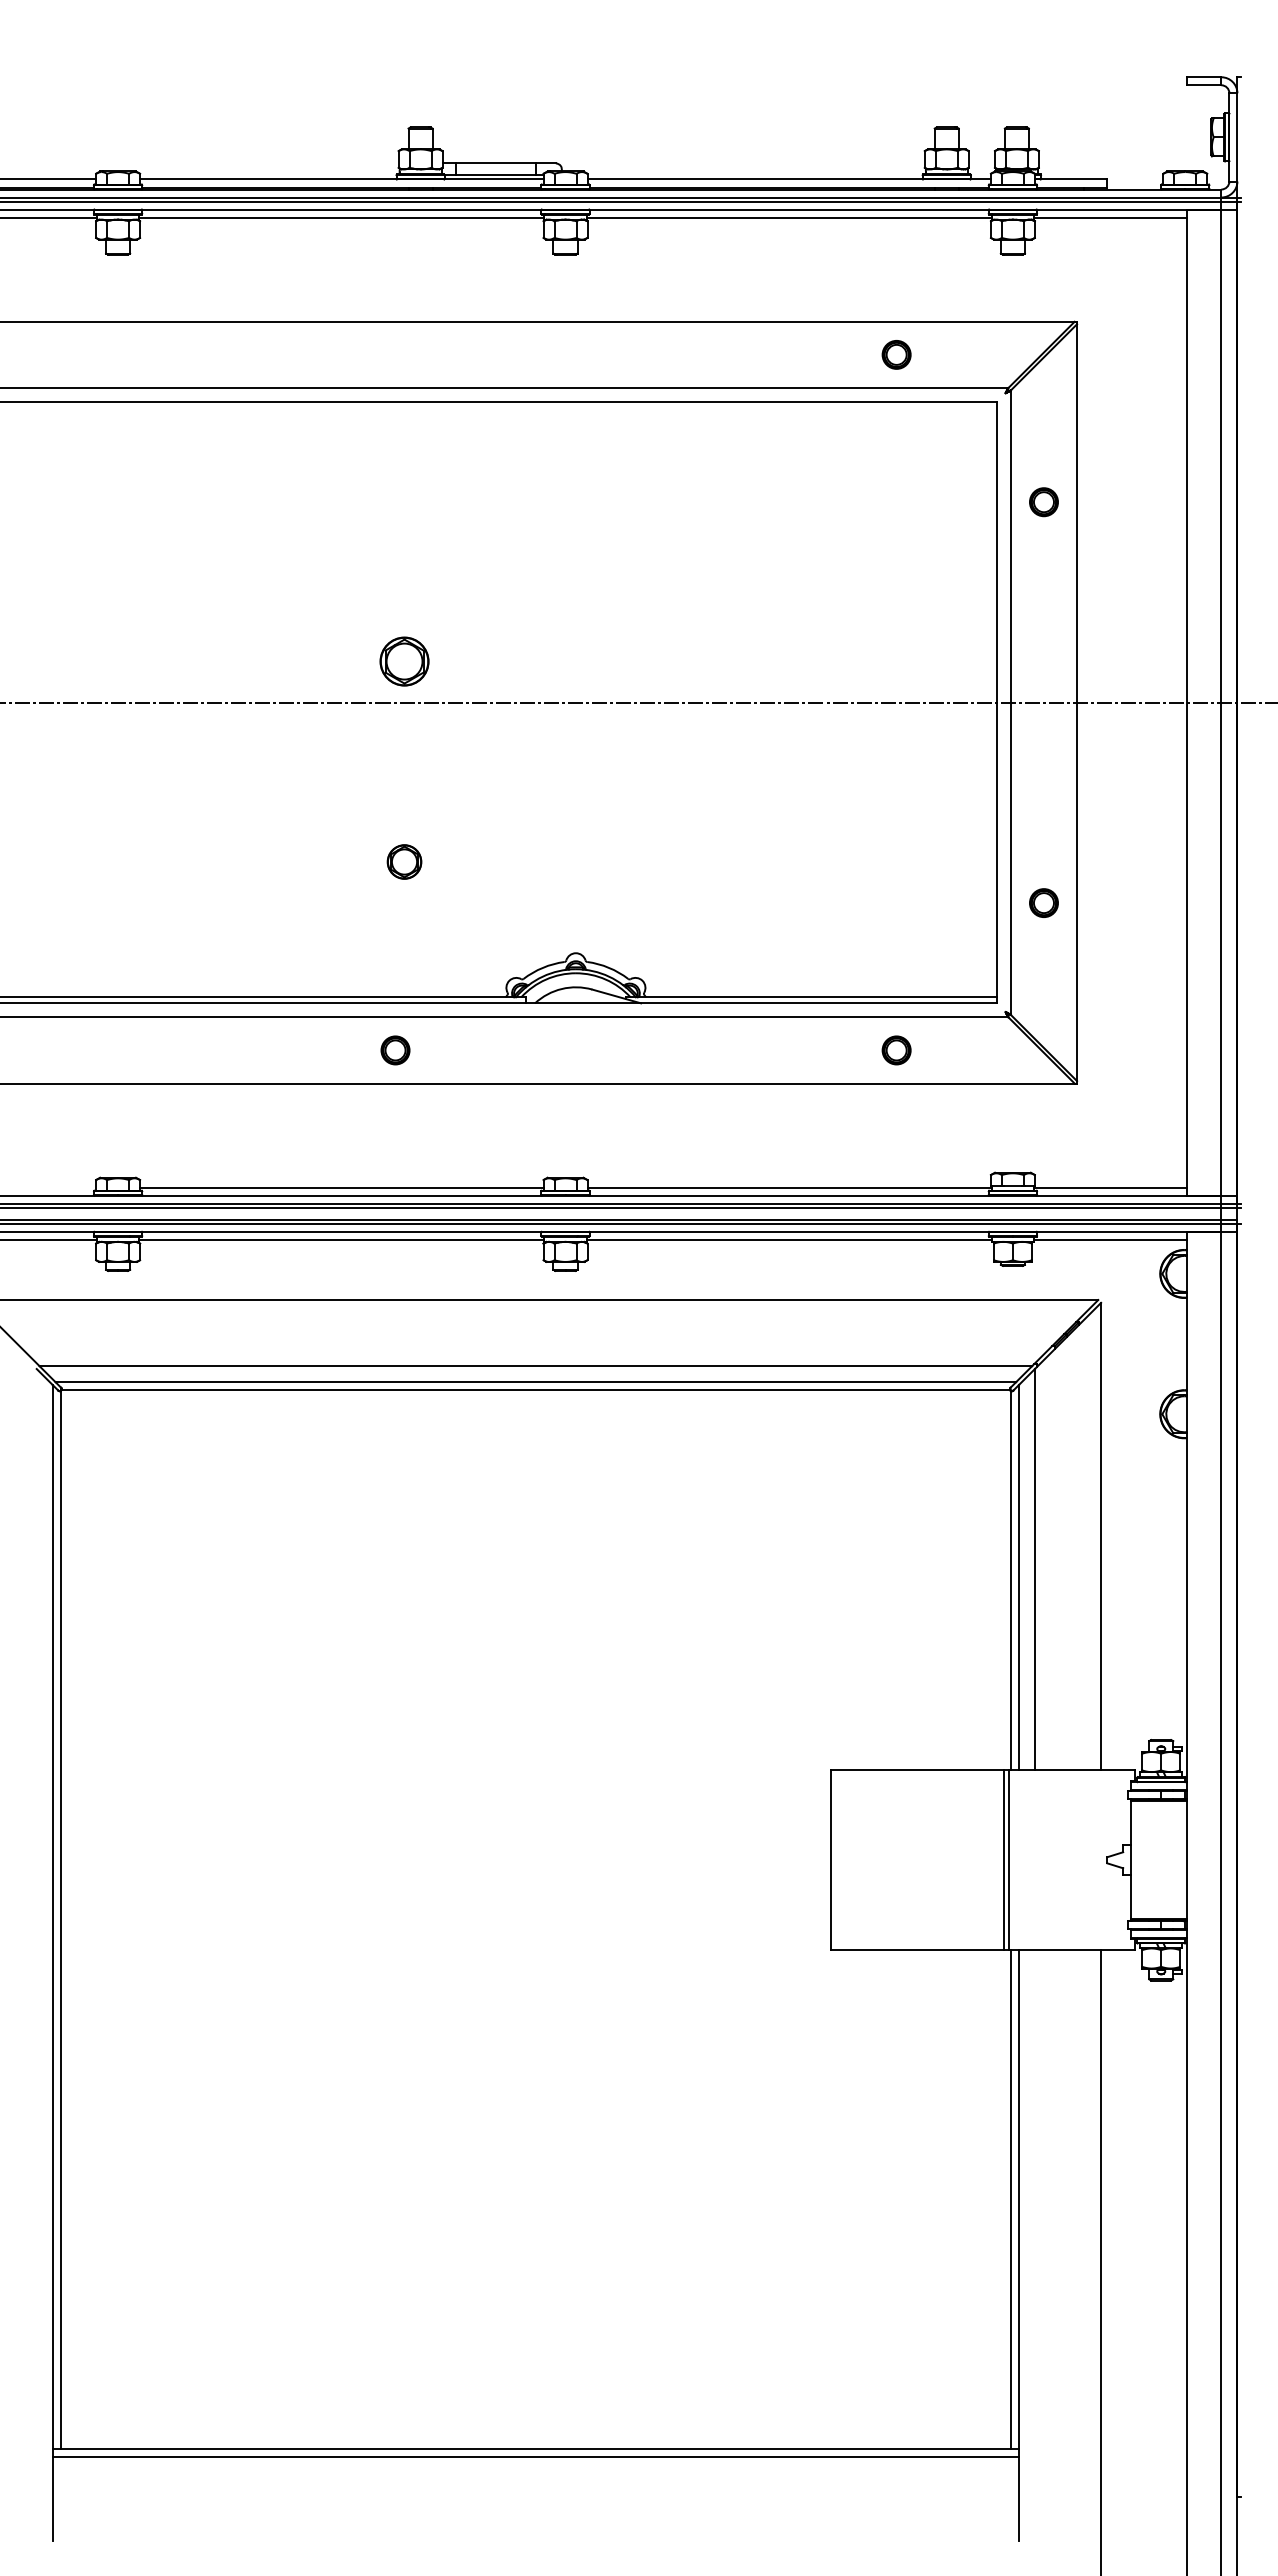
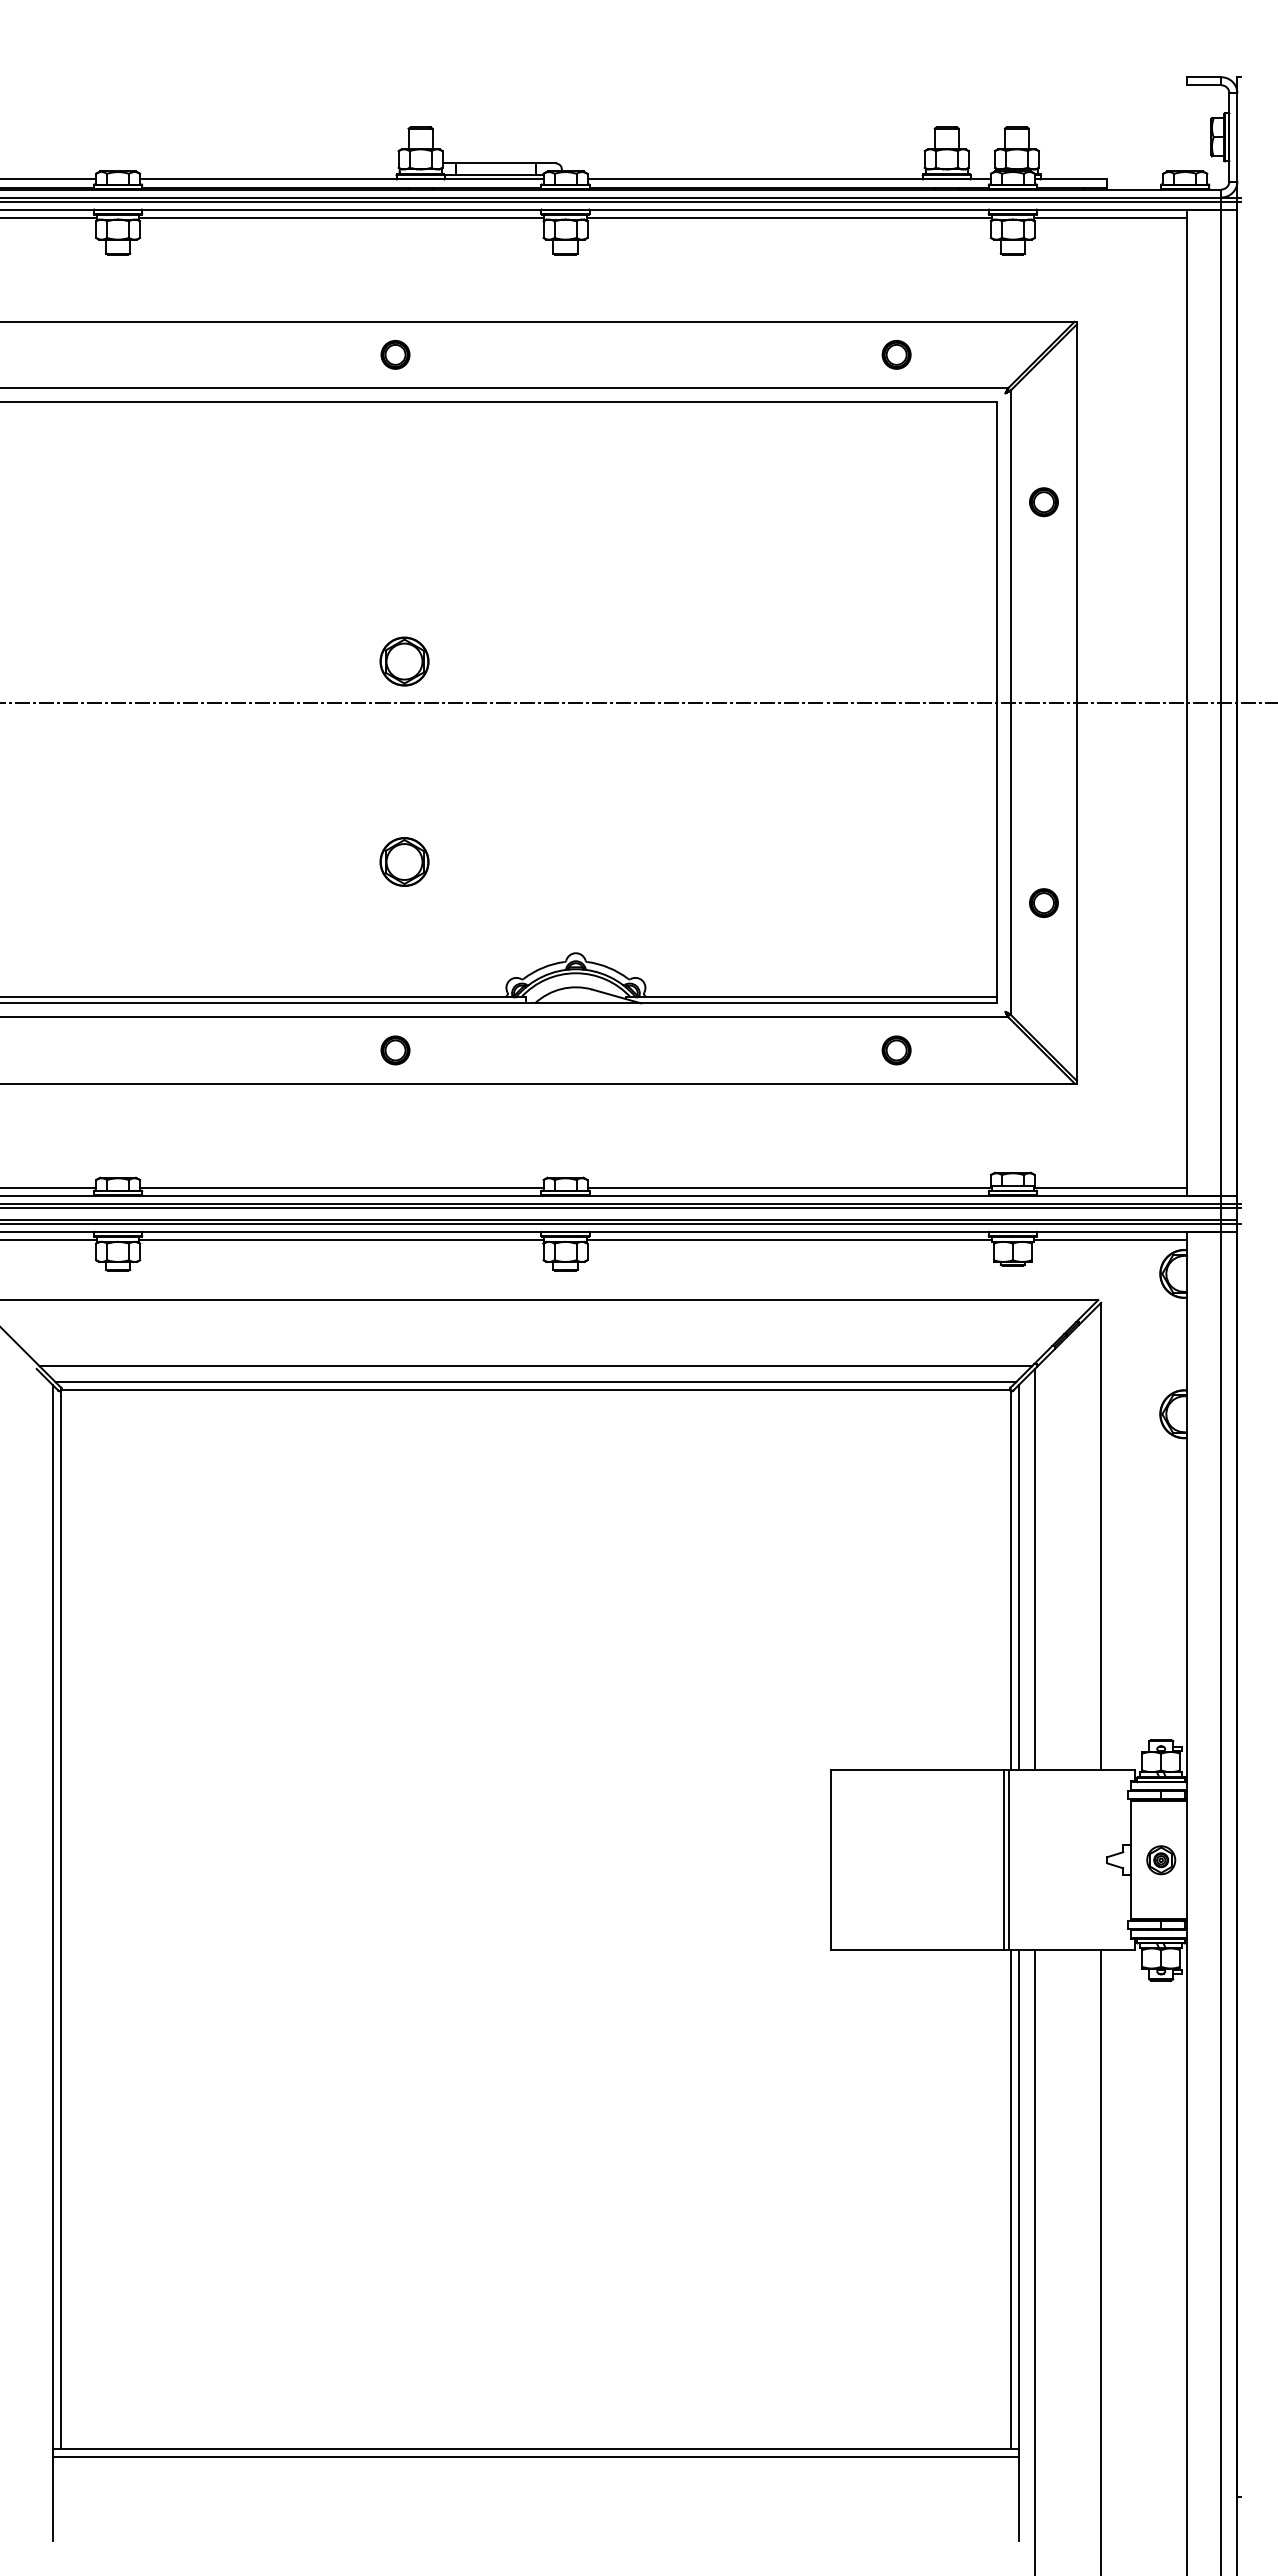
part: none -> present (395, 354)
part size: 37x36 px -> 51x50 px (404, 861)
line: none -> present (49, 1187)
part: none -> present (1161, 1860)
line: none -> present (1034, 2261)
